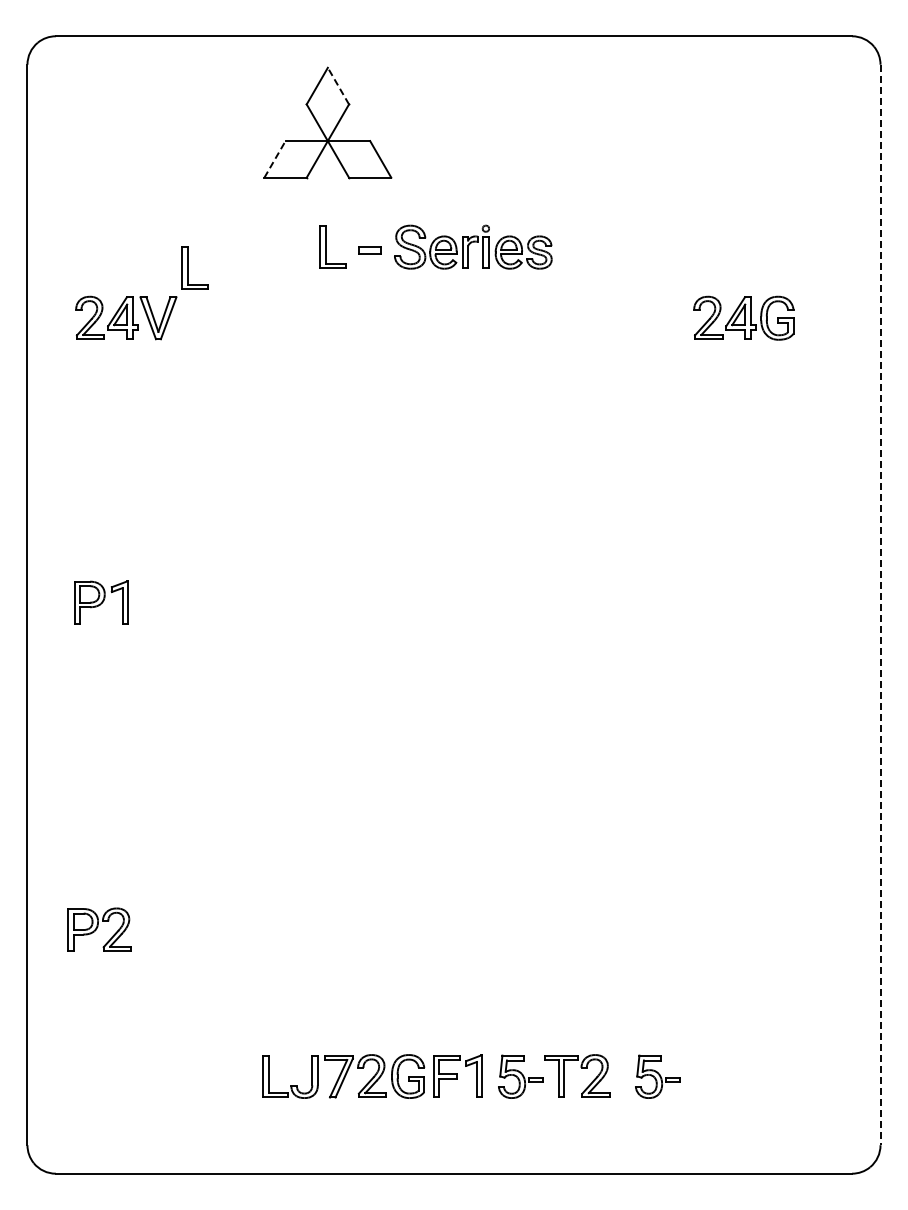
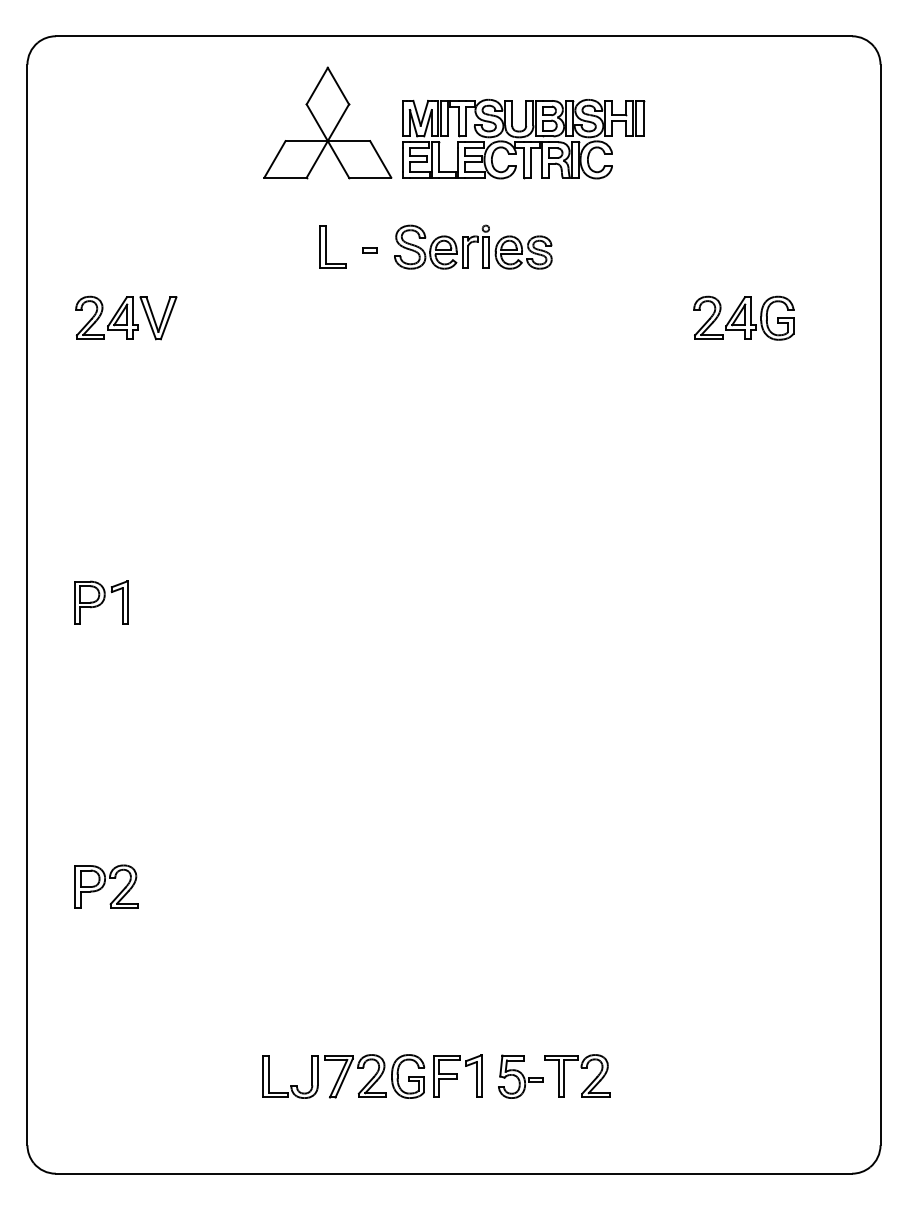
line: dashed -> solid (338, 85)
part: none -> present (523, 139)
line: dashed -> solid (275, 158)
part size: 24x9 px -> 16x7 px (369, 250)
part: present -> none (194, 267)
line: dashed -> solid (880, 605)
part position: (99, 929) -> (106, 886) (106, 886)
part: present -> none (657, 1076)
